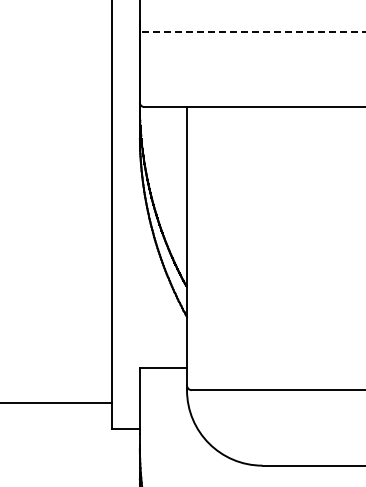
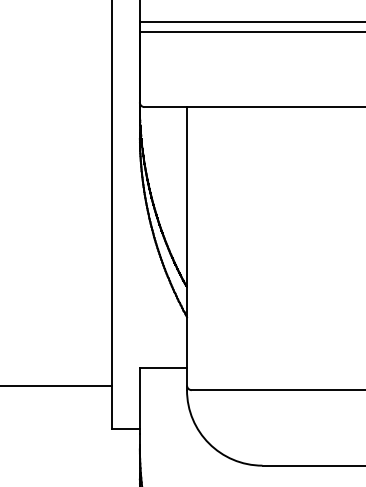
line: none -> present (250, 21)
line: dashed -> solid (252, 31)
line position: (56, 403) -> (56, 386) (56, 386)
